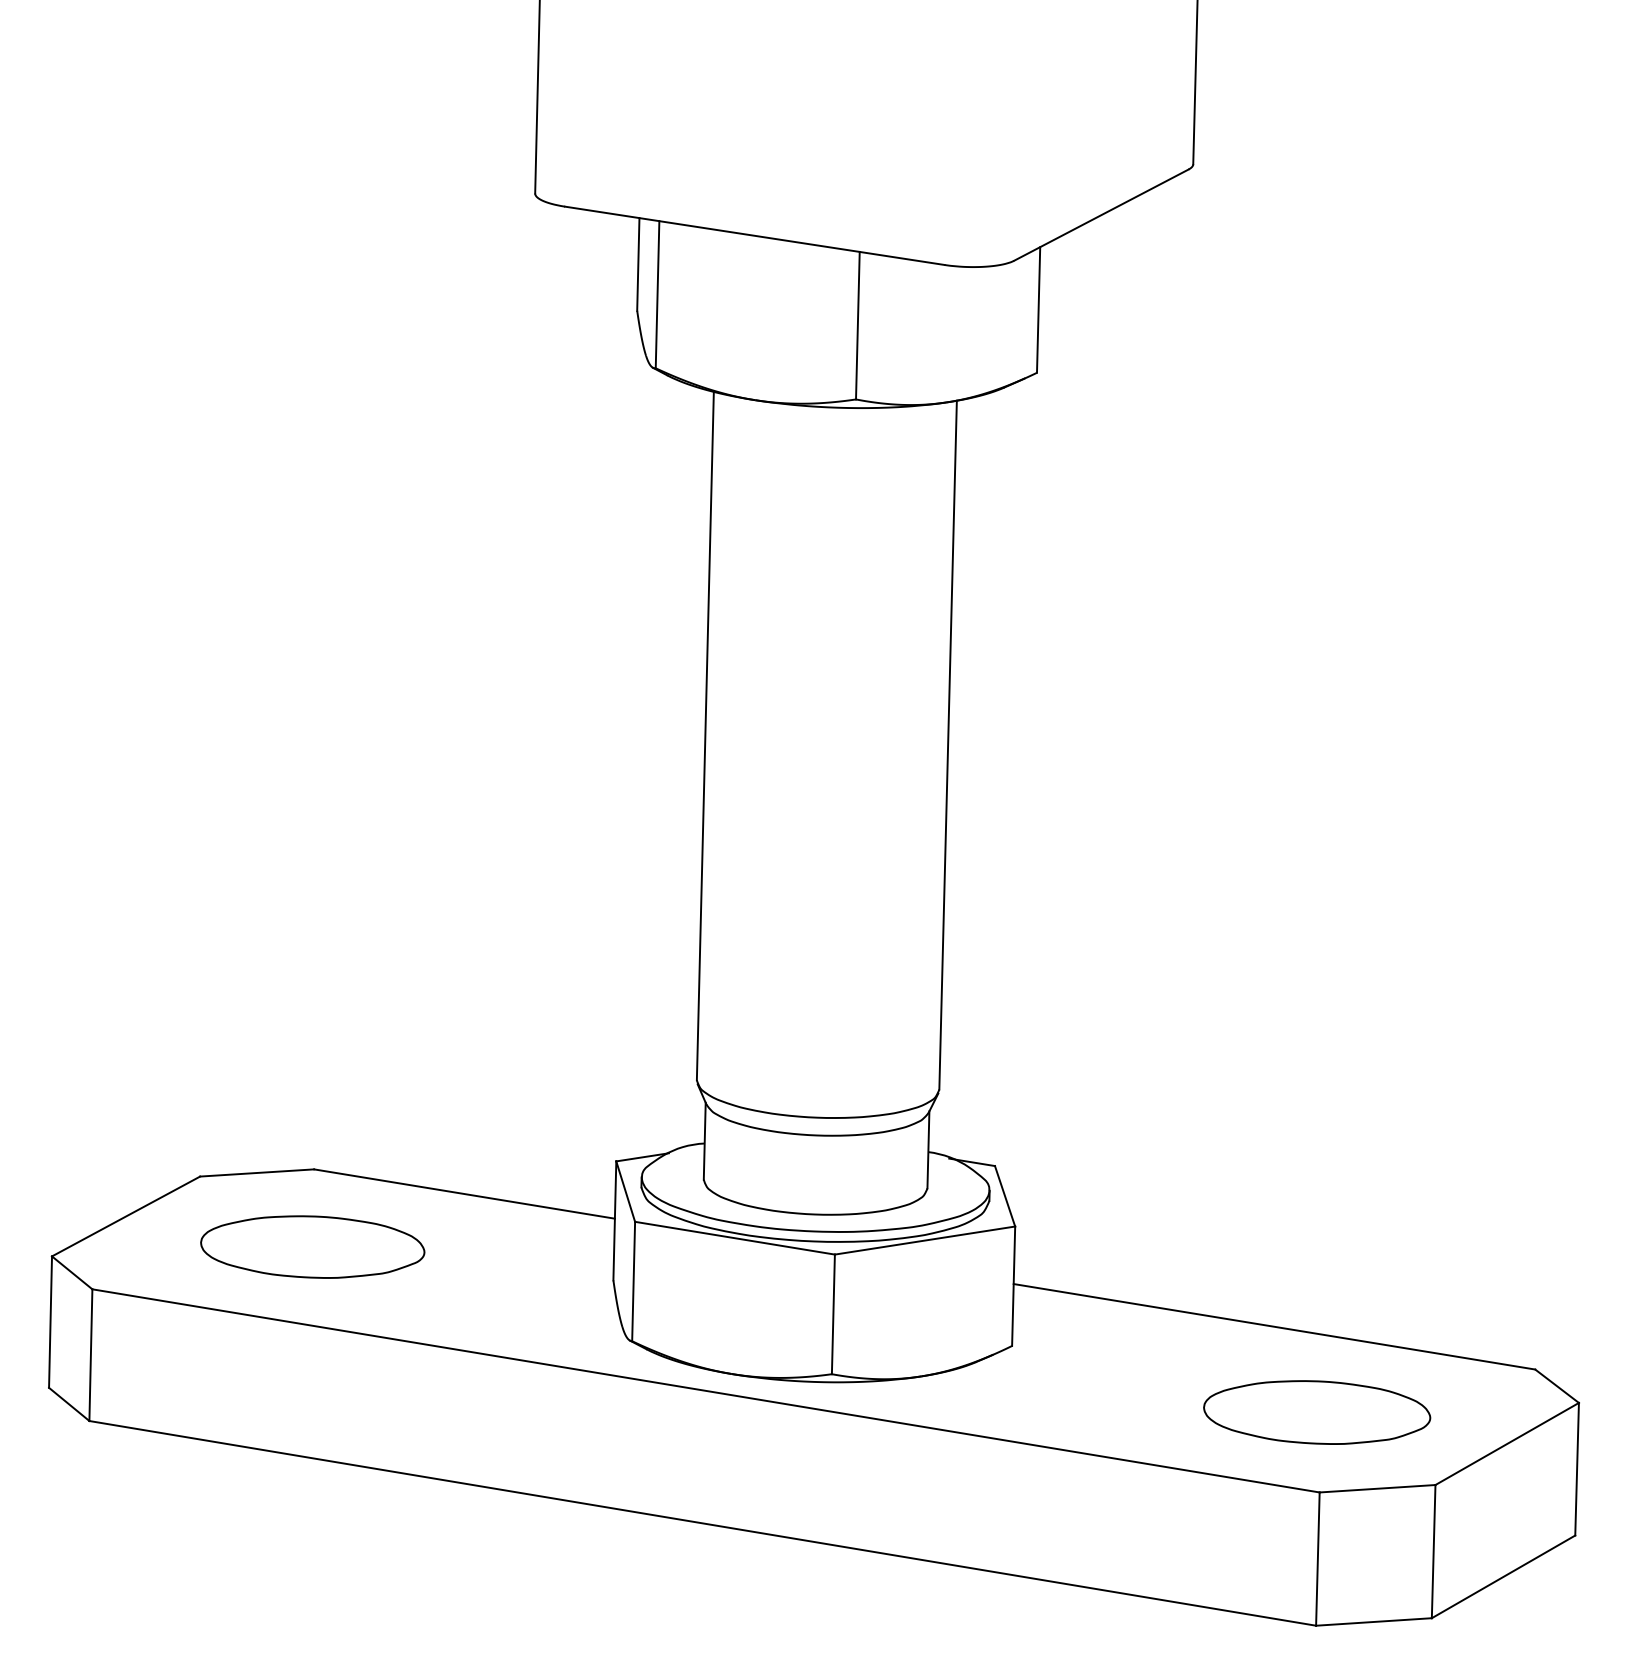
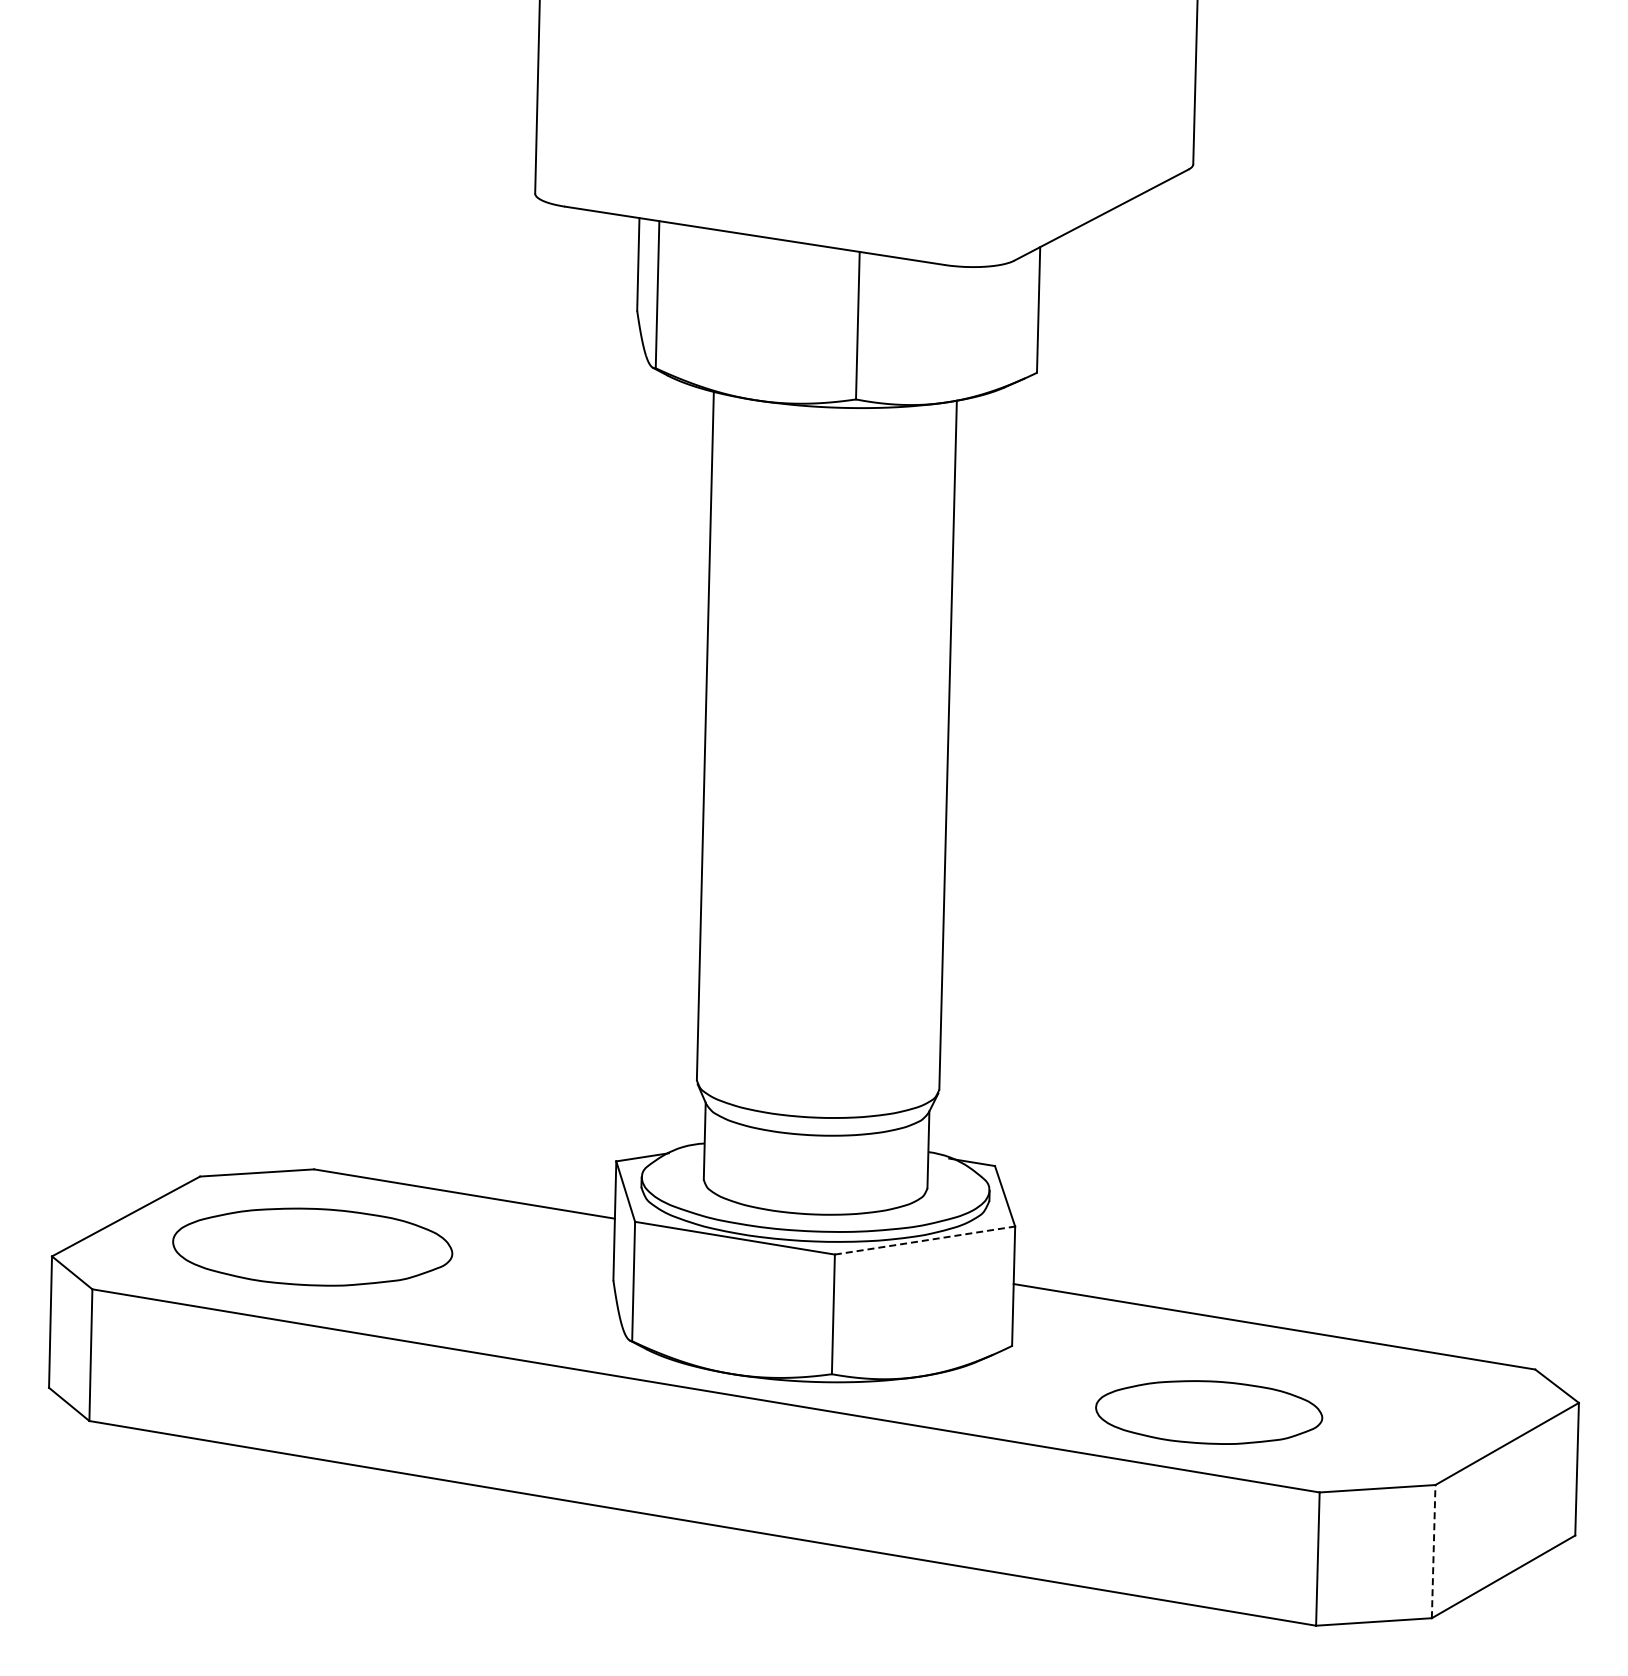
line: solid -> dashed (925, 1240)
part size: 226x64 px -> 282x80 px (312, 1246)
part position: (1317, 1412) -> (1209, 1412) (1209, 1412)
line: solid -> dashed (1433, 1551)
